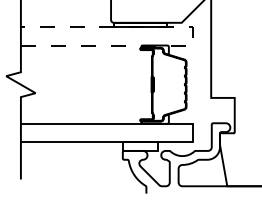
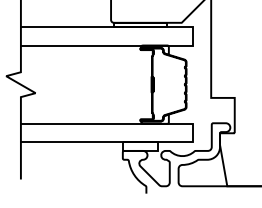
line: dashed -> solid (193, 35)
